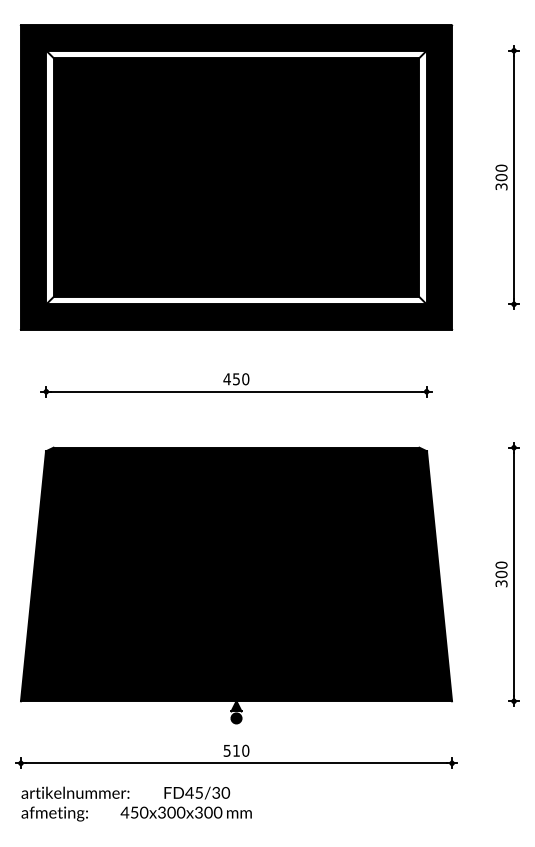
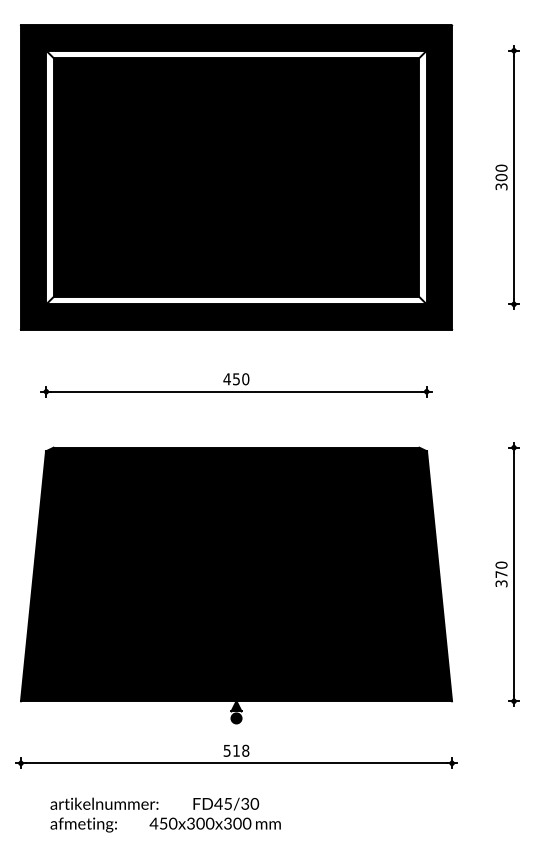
text: 300 -> 370 (501, 574)
text: 510 -> 518 (245, 750)
text position: (136, 803) -> (165, 814) (165, 814)
